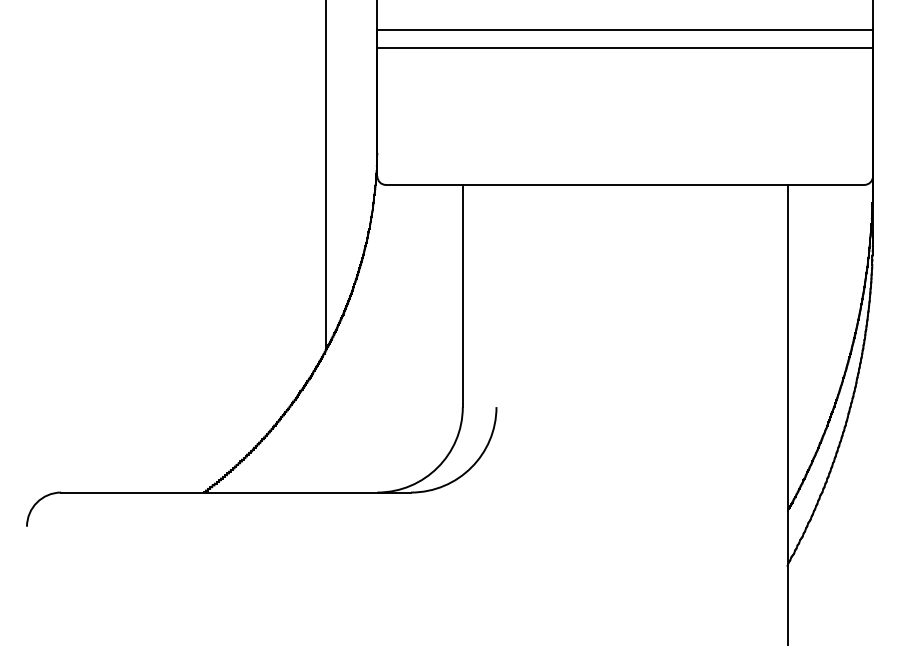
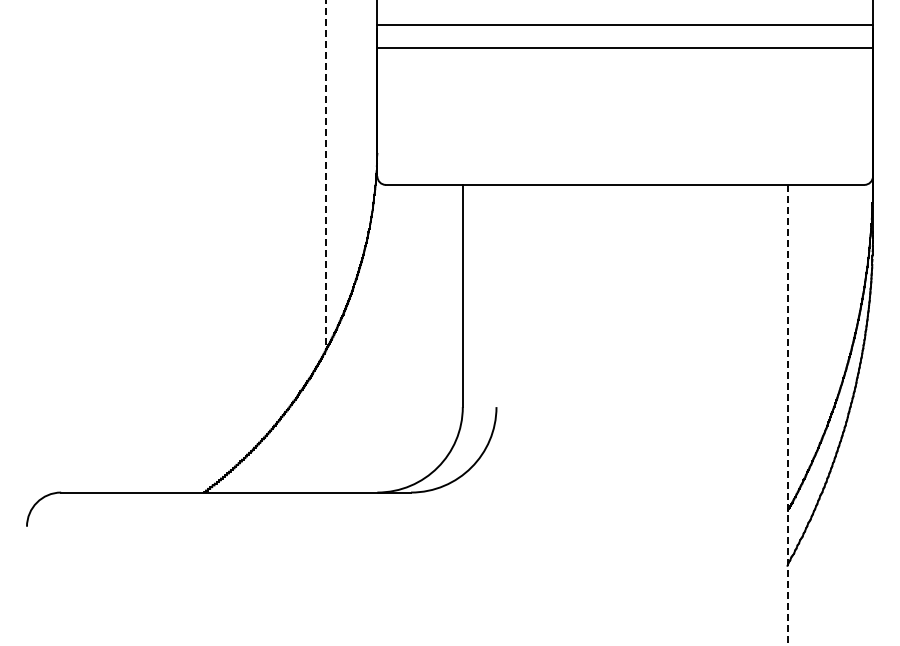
line position: (625, 29) -> (625, 24) (625, 24)
line: solid -> dashed (326, 175)
line: solid -> dashed (787, 415)
